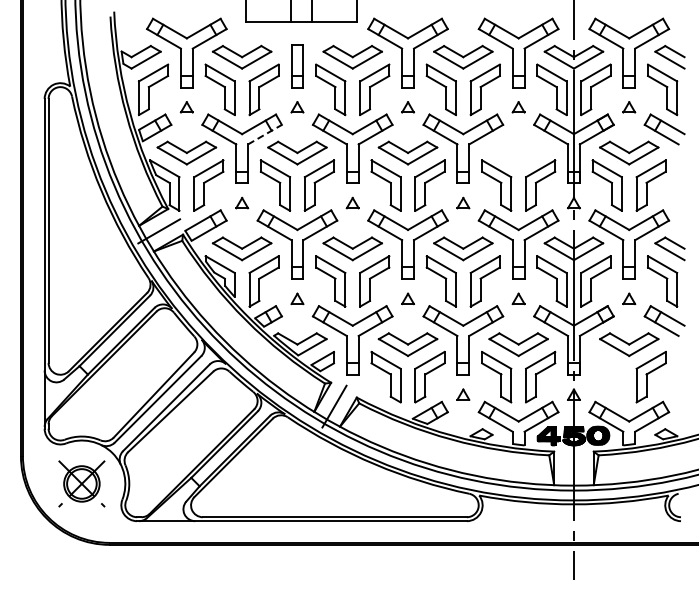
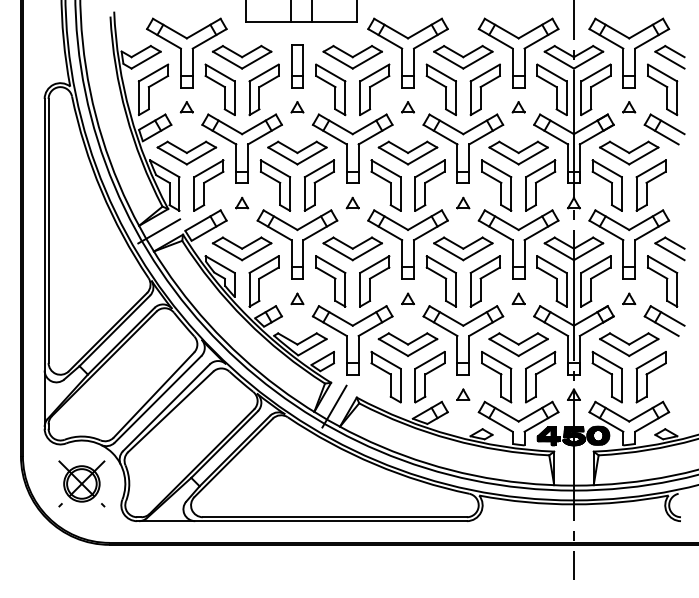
line: dashed -> solid (264, 134)
part: none -> present (518, 152)
part: none -> present (606, 376)
